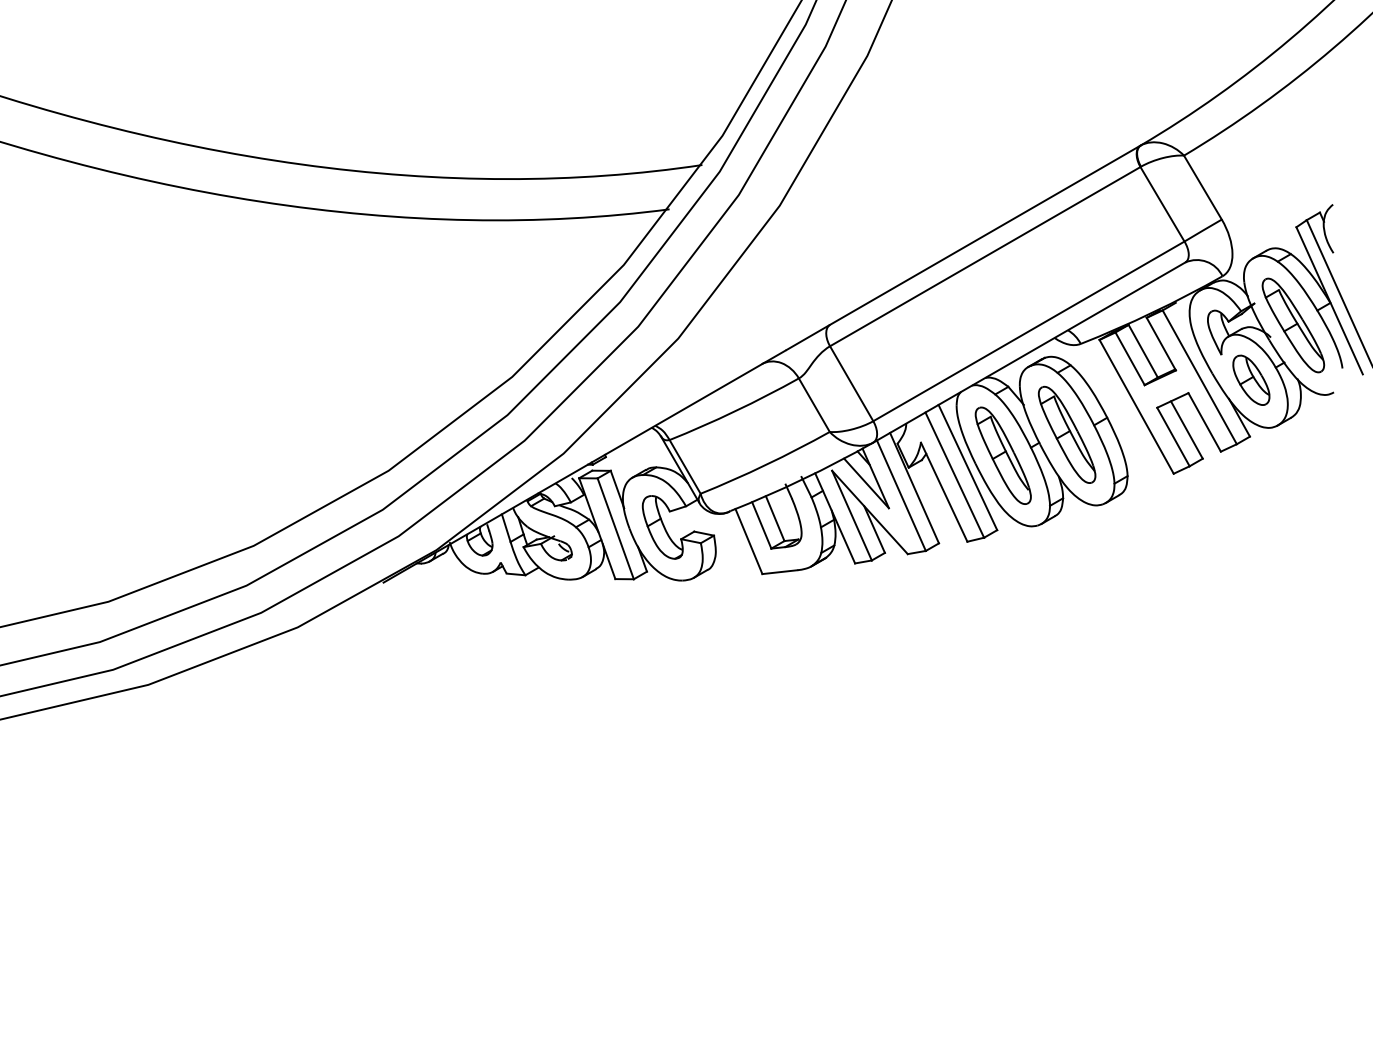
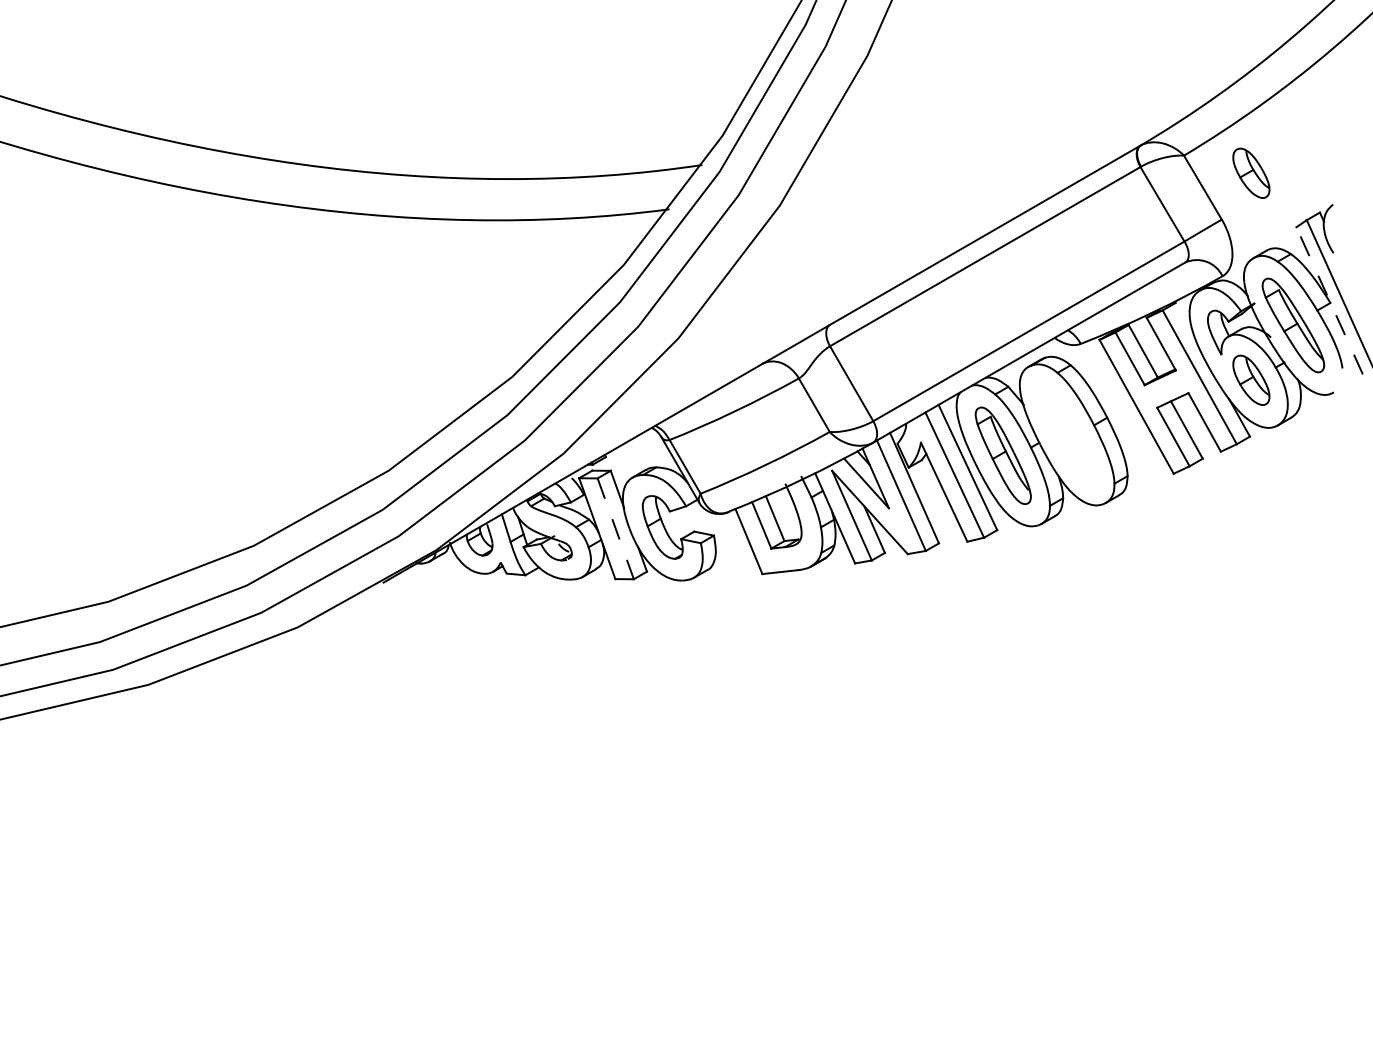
part: none -> present (1251, 172)
line: solid -> dashed (1329, 300)
part: present -> none (1066, 434)
line: solid -> dashed (615, 528)
